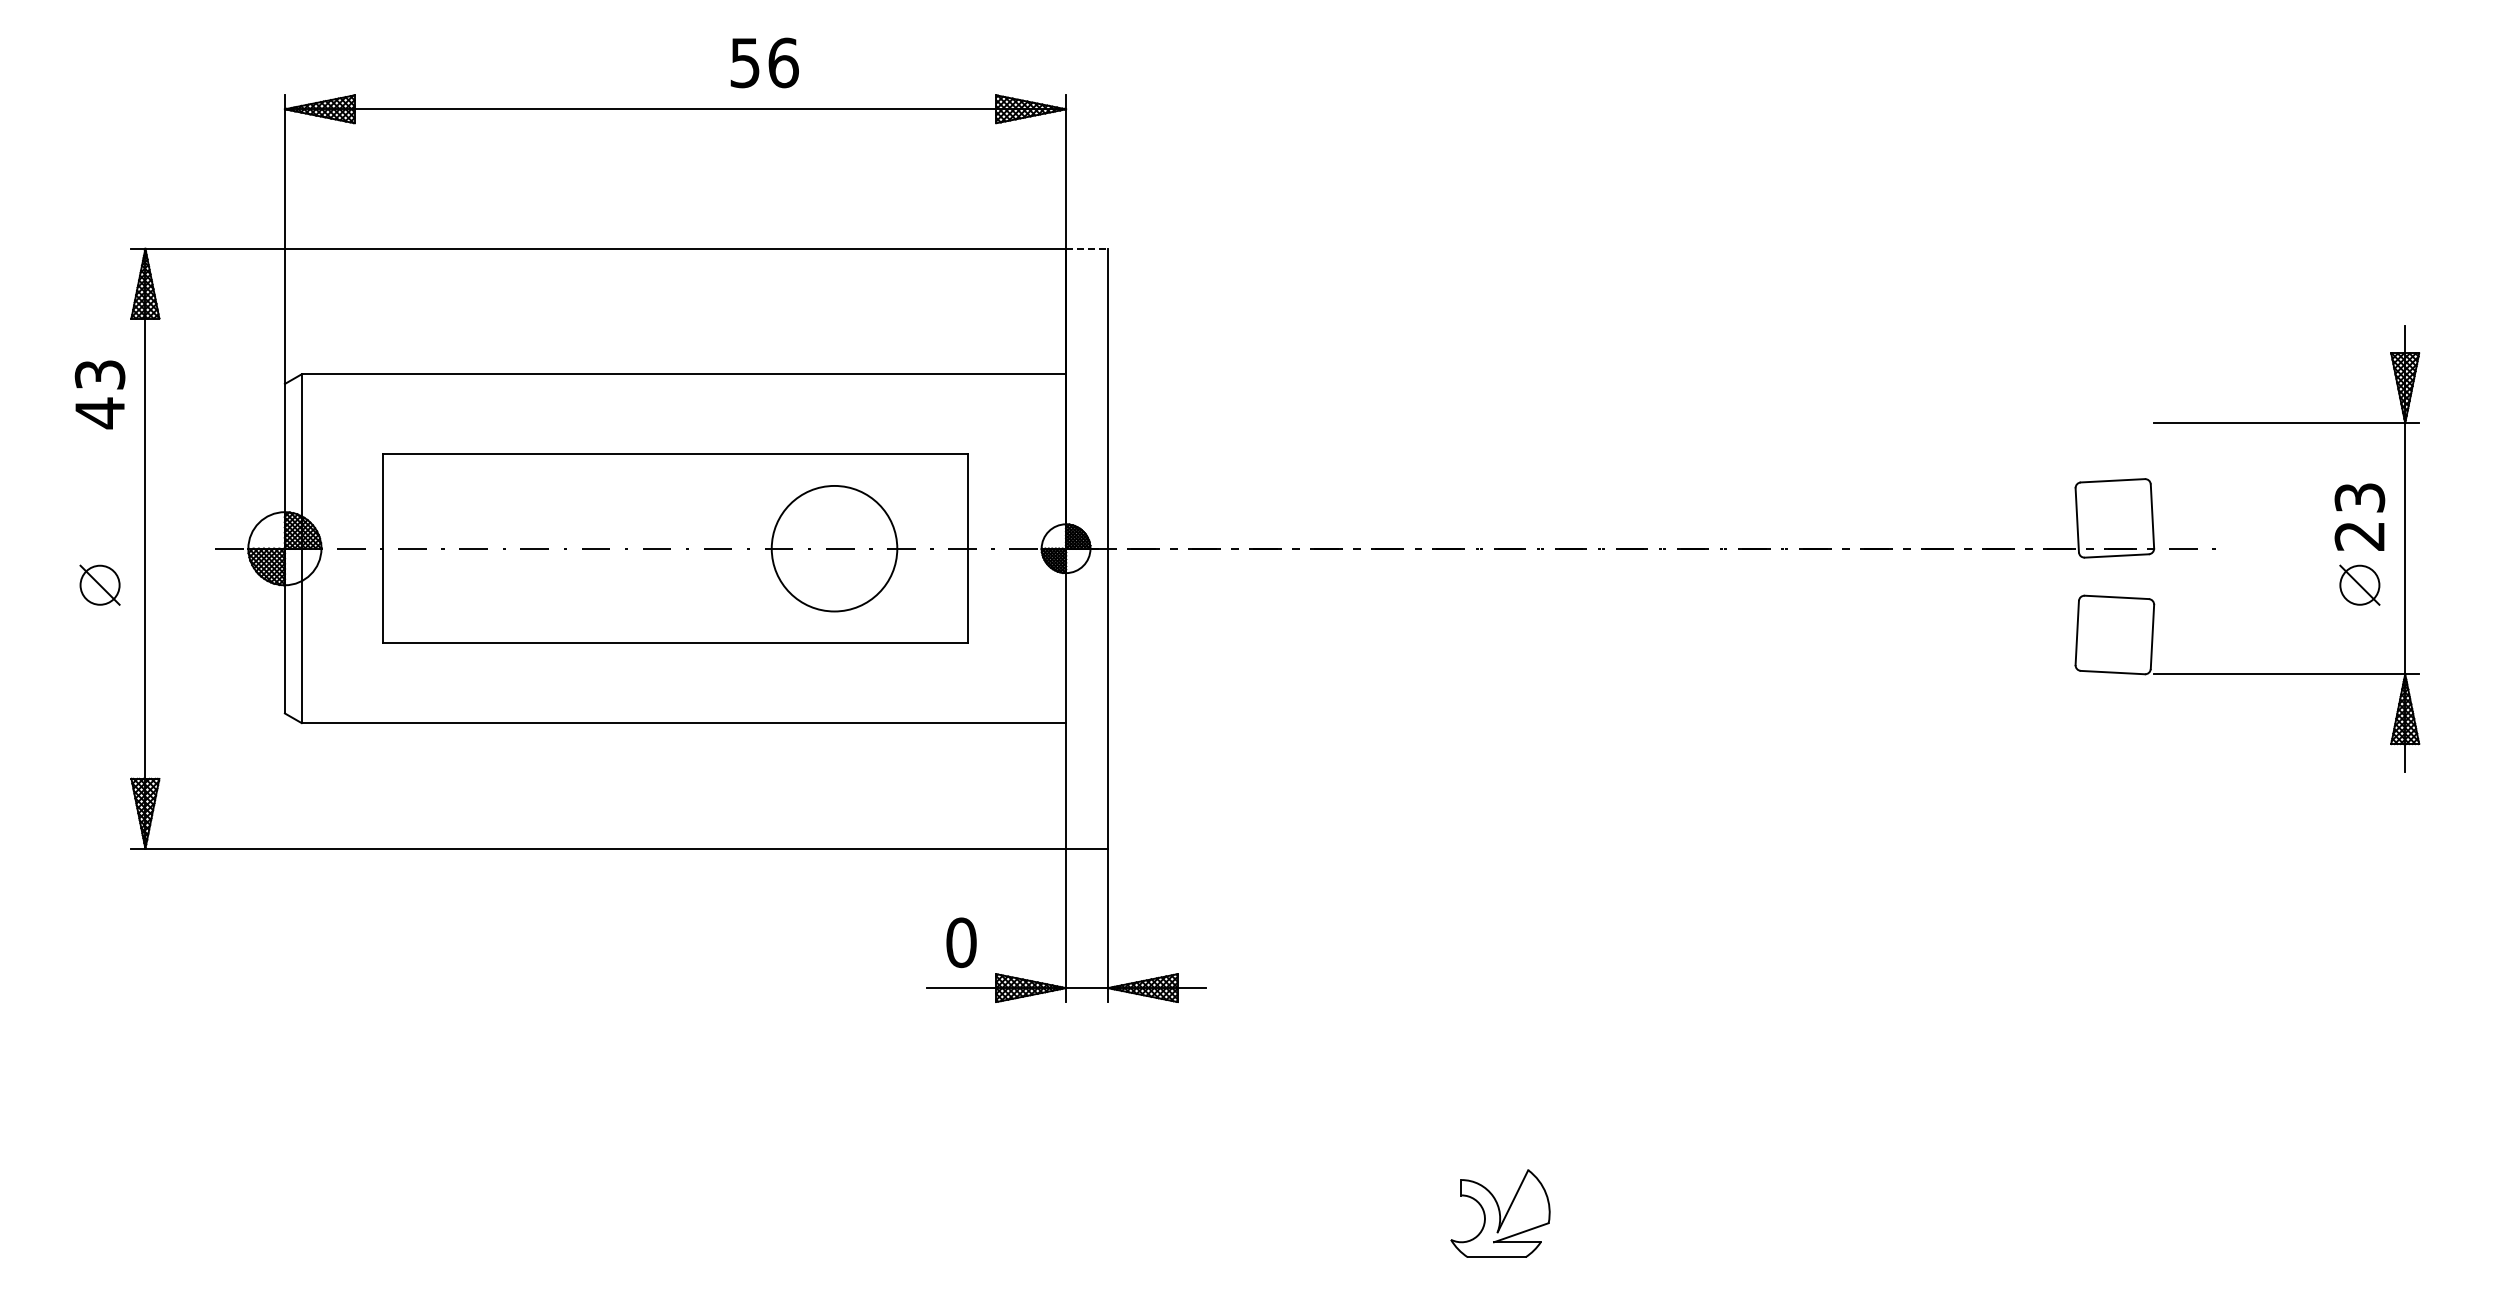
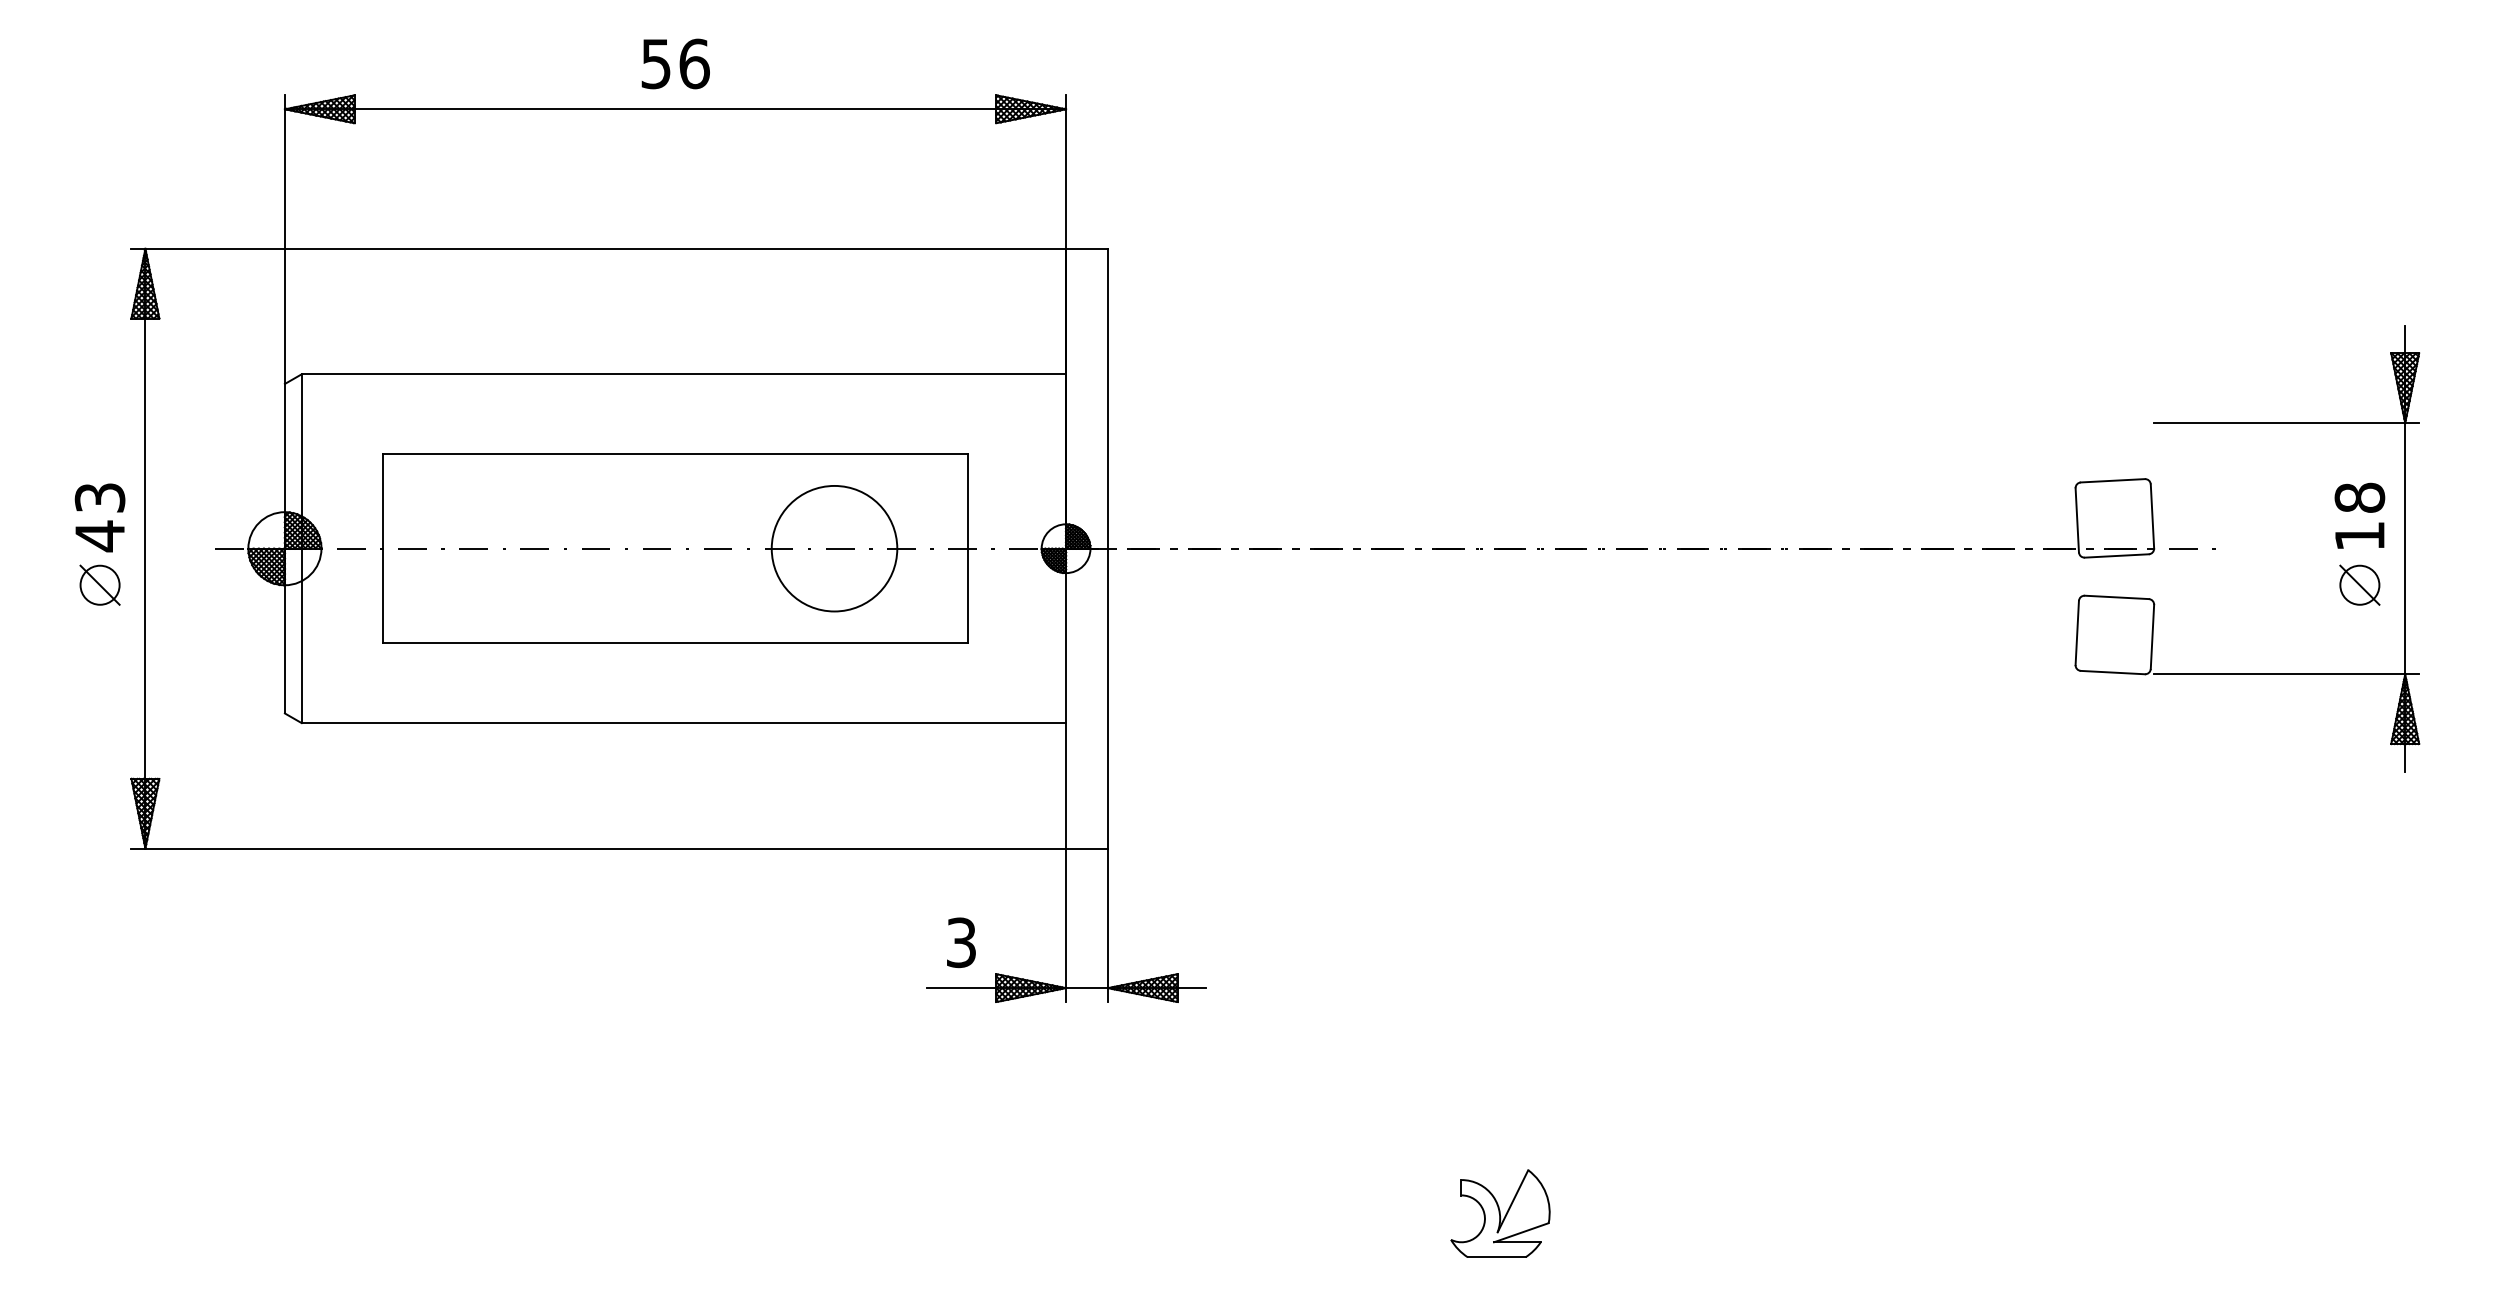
text position: (764, 62) -> (675, 63) (675, 63)
line: dashed -> solid (1087, 248)
text position: (99, 394) -> (99, 517) (99, 517)
text: 23 -> 18 (2359, 516)
text: 0 -> 3 (961, 942)
